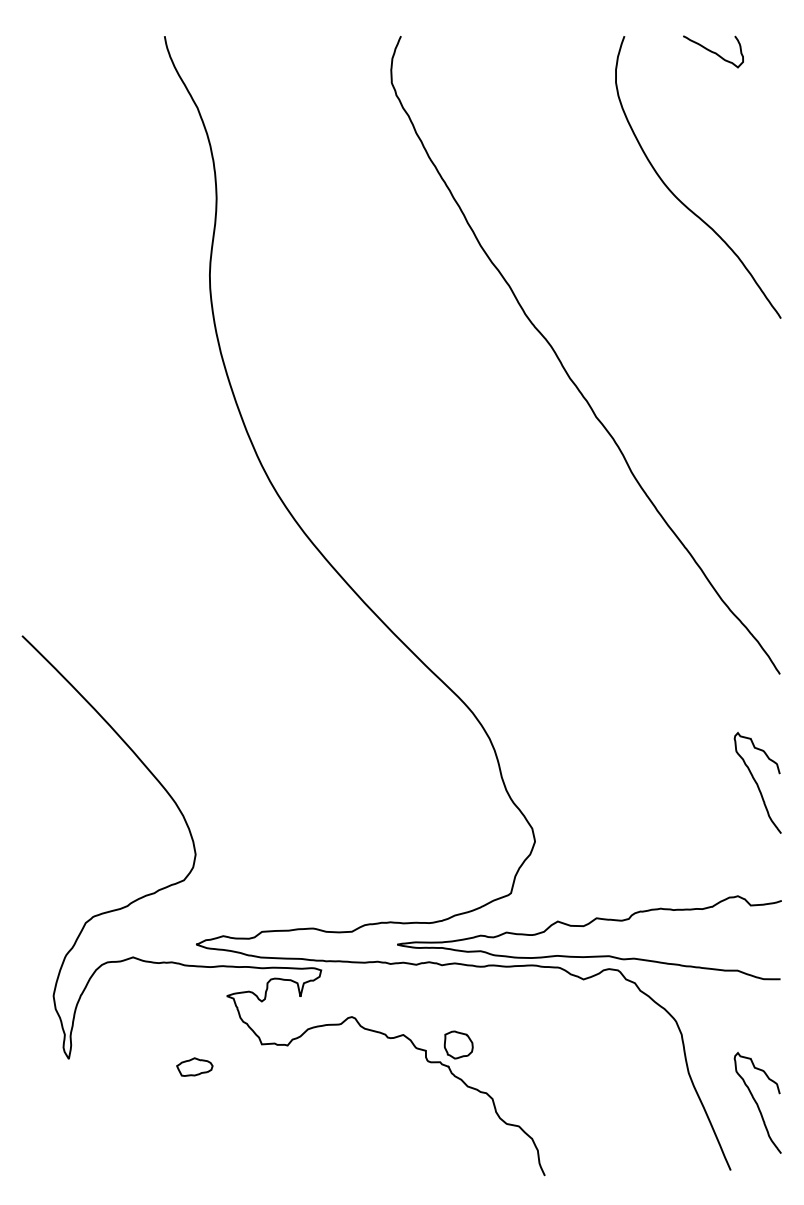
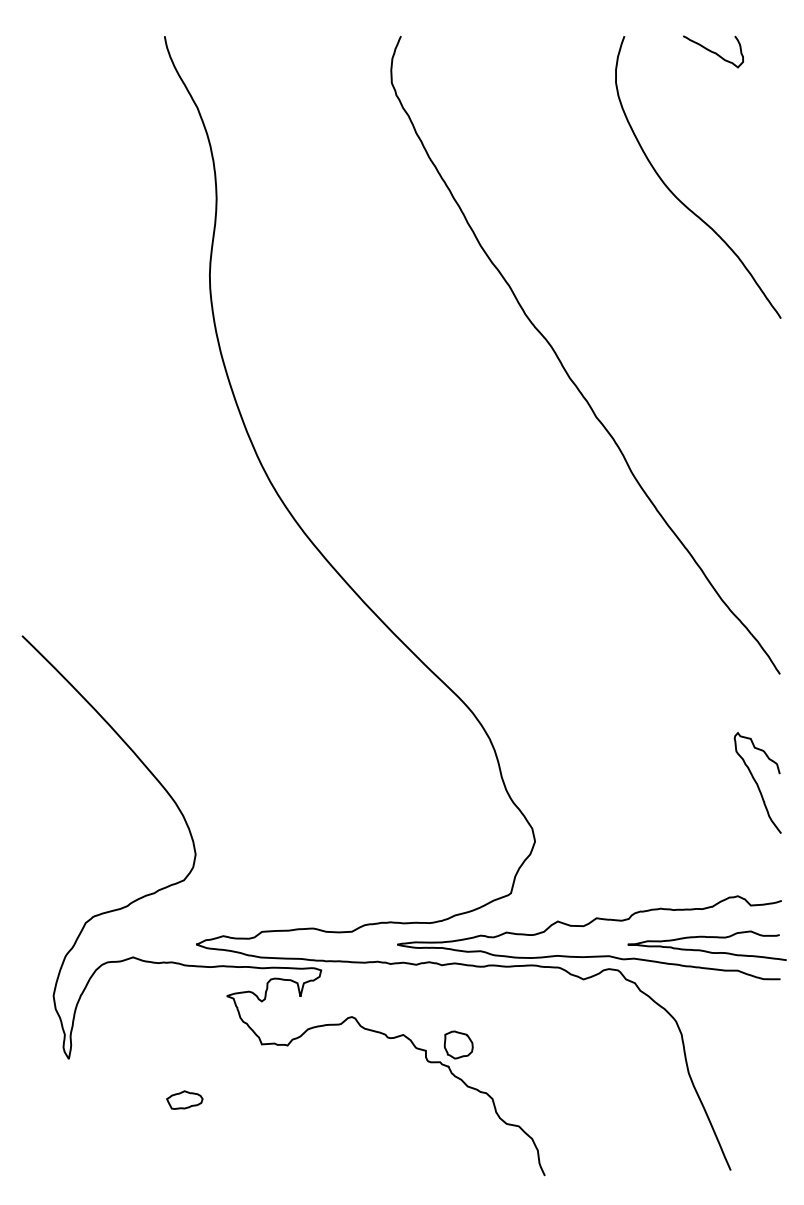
curve: none -> present (706, 950)
part position: (194, 1066) -> (184, 1099) (184, 1099)
curve: present -> none (757, 1102)
